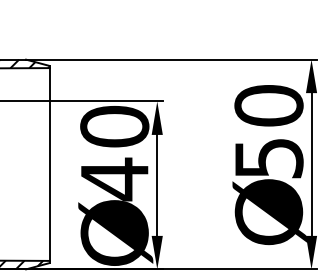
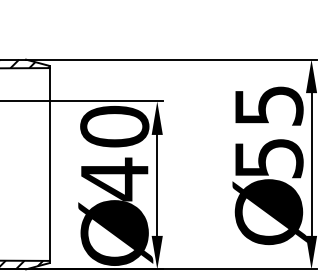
text: 50 -> 55 (268, 105)
